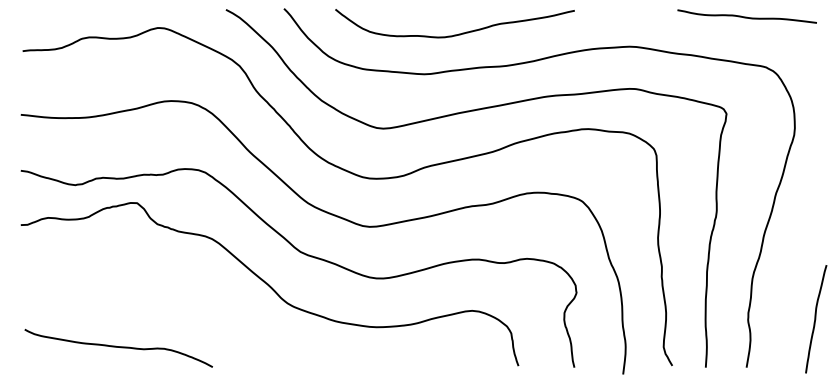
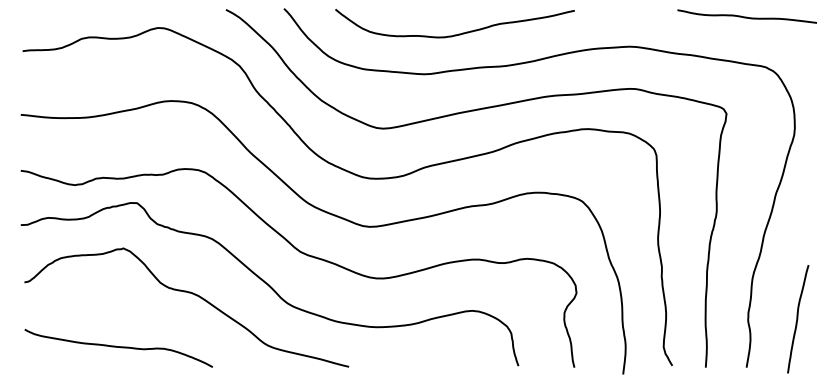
curve: none -> present (188, 293)
curve position: (816, 319) -> (798, 319) (798, 319)
